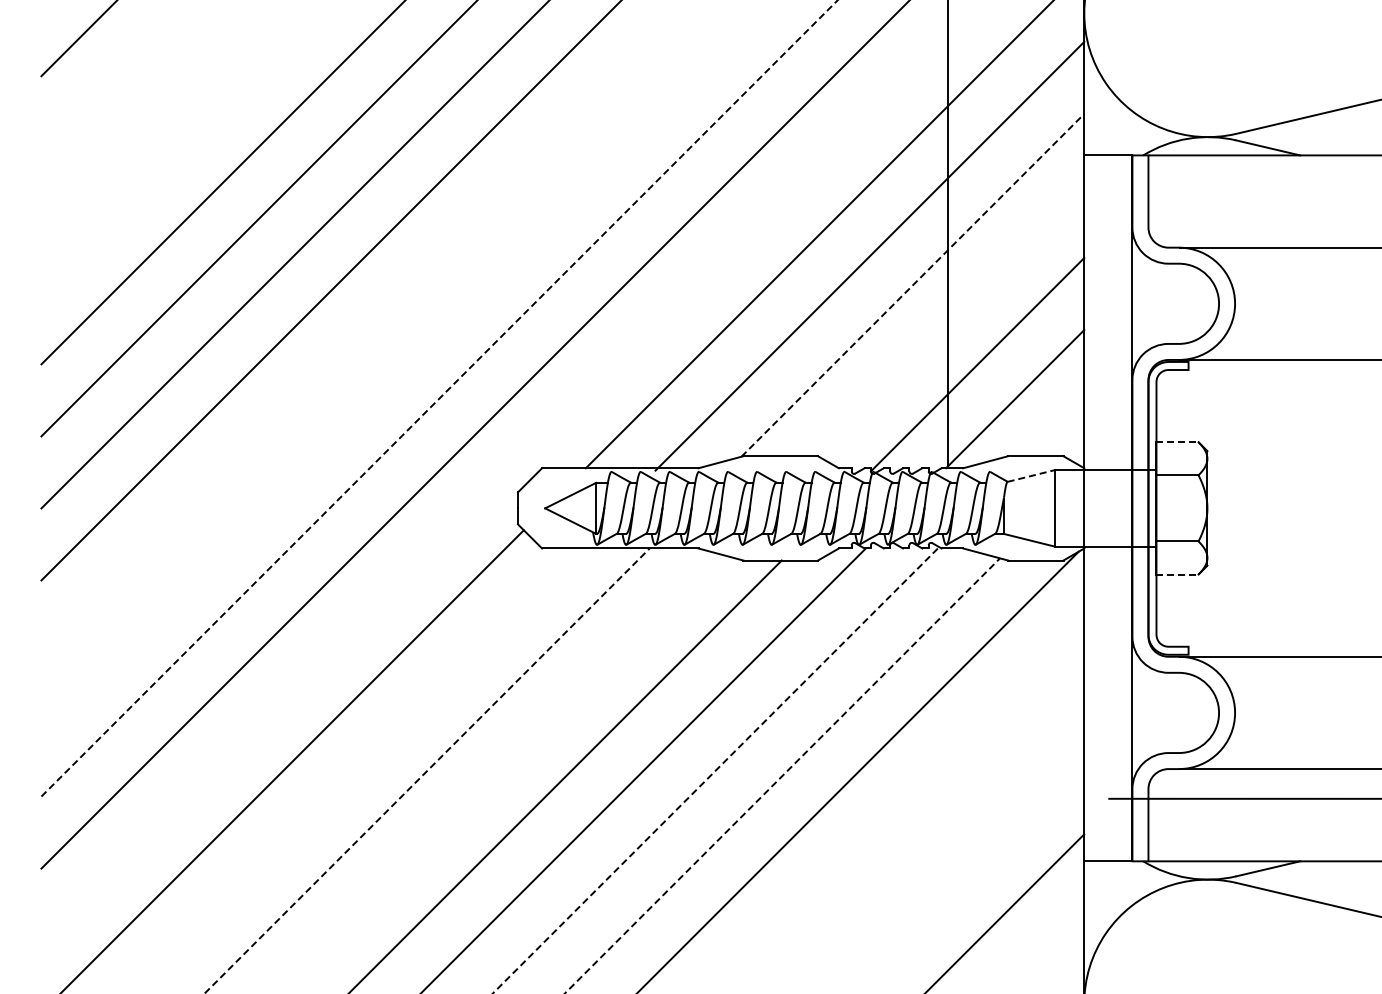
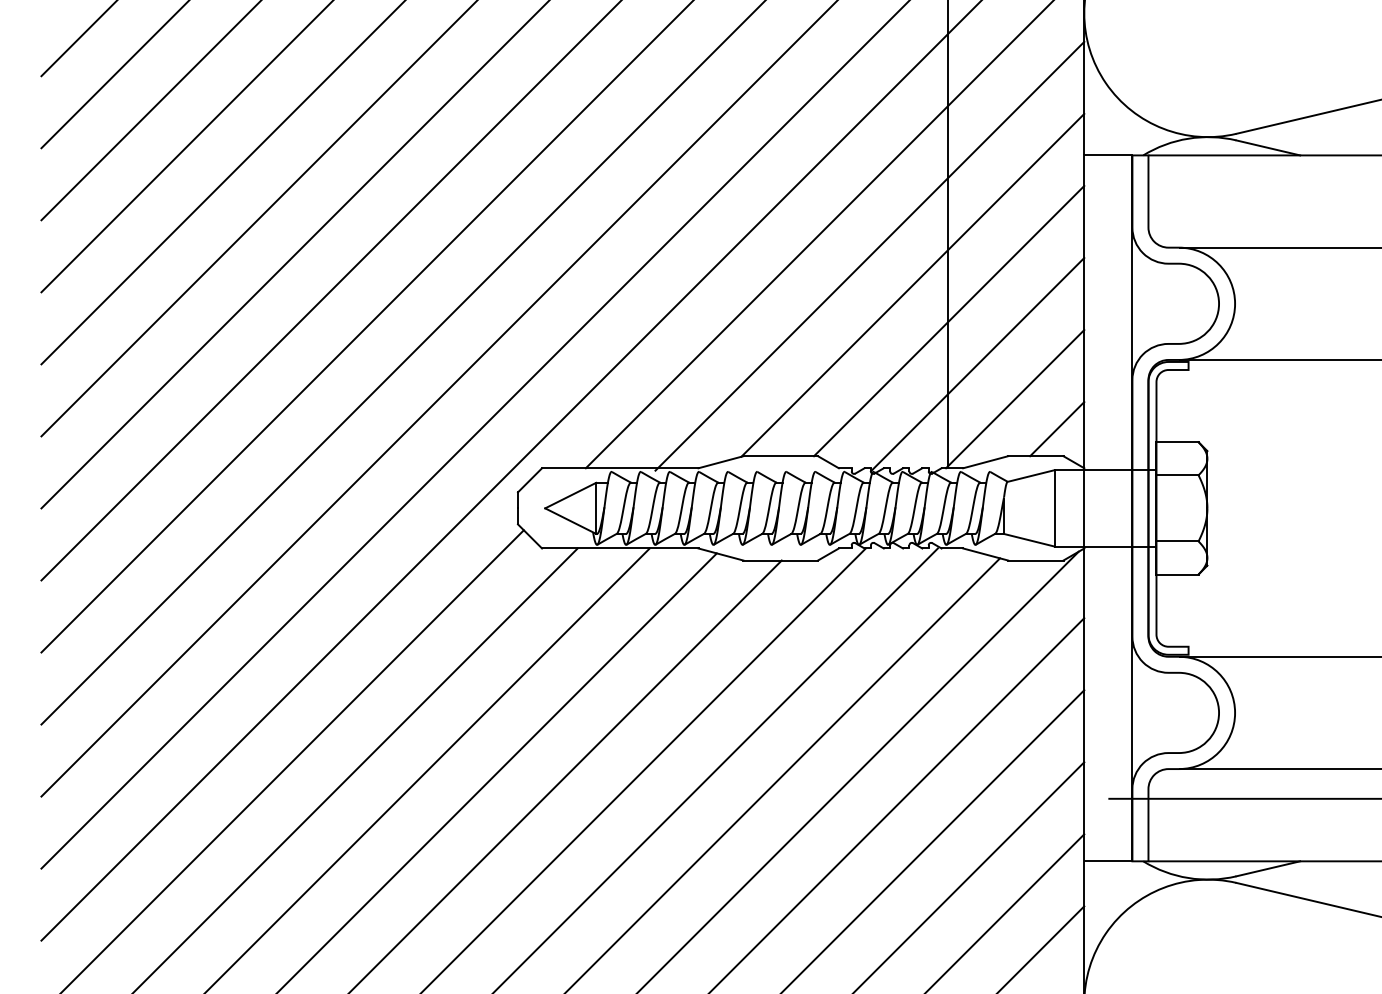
line: none -> present (114, 75)
line: none -> present (150, 111)
line: none -> present (186, 147)
line: dashed -> solid (913, 284)
line: none -> present (949, 320)
line: none -> present (366, 327)
line: none -> present (402, 363)
line: dashed -> solid (439, 398)
line: none -> present (1057, 429)
line: dashed -> solid (1178, 442)
line: none -> present (510, 471)
line: dashed -> solid (1031, 475)
line: dashed -> solid (1178, 574)
line: none -> present (356, 769)
line: dashed -> solid (427, 771)
line: none -> present (497, 771)
line: dashed -> solid (715, 771)
line: dashed -> solid (782, 775)
line: none -> present (898, 804)
line: none -> present (933, 840)
line: none -> present (969, 876)
line: none -> present (1042, 948)
